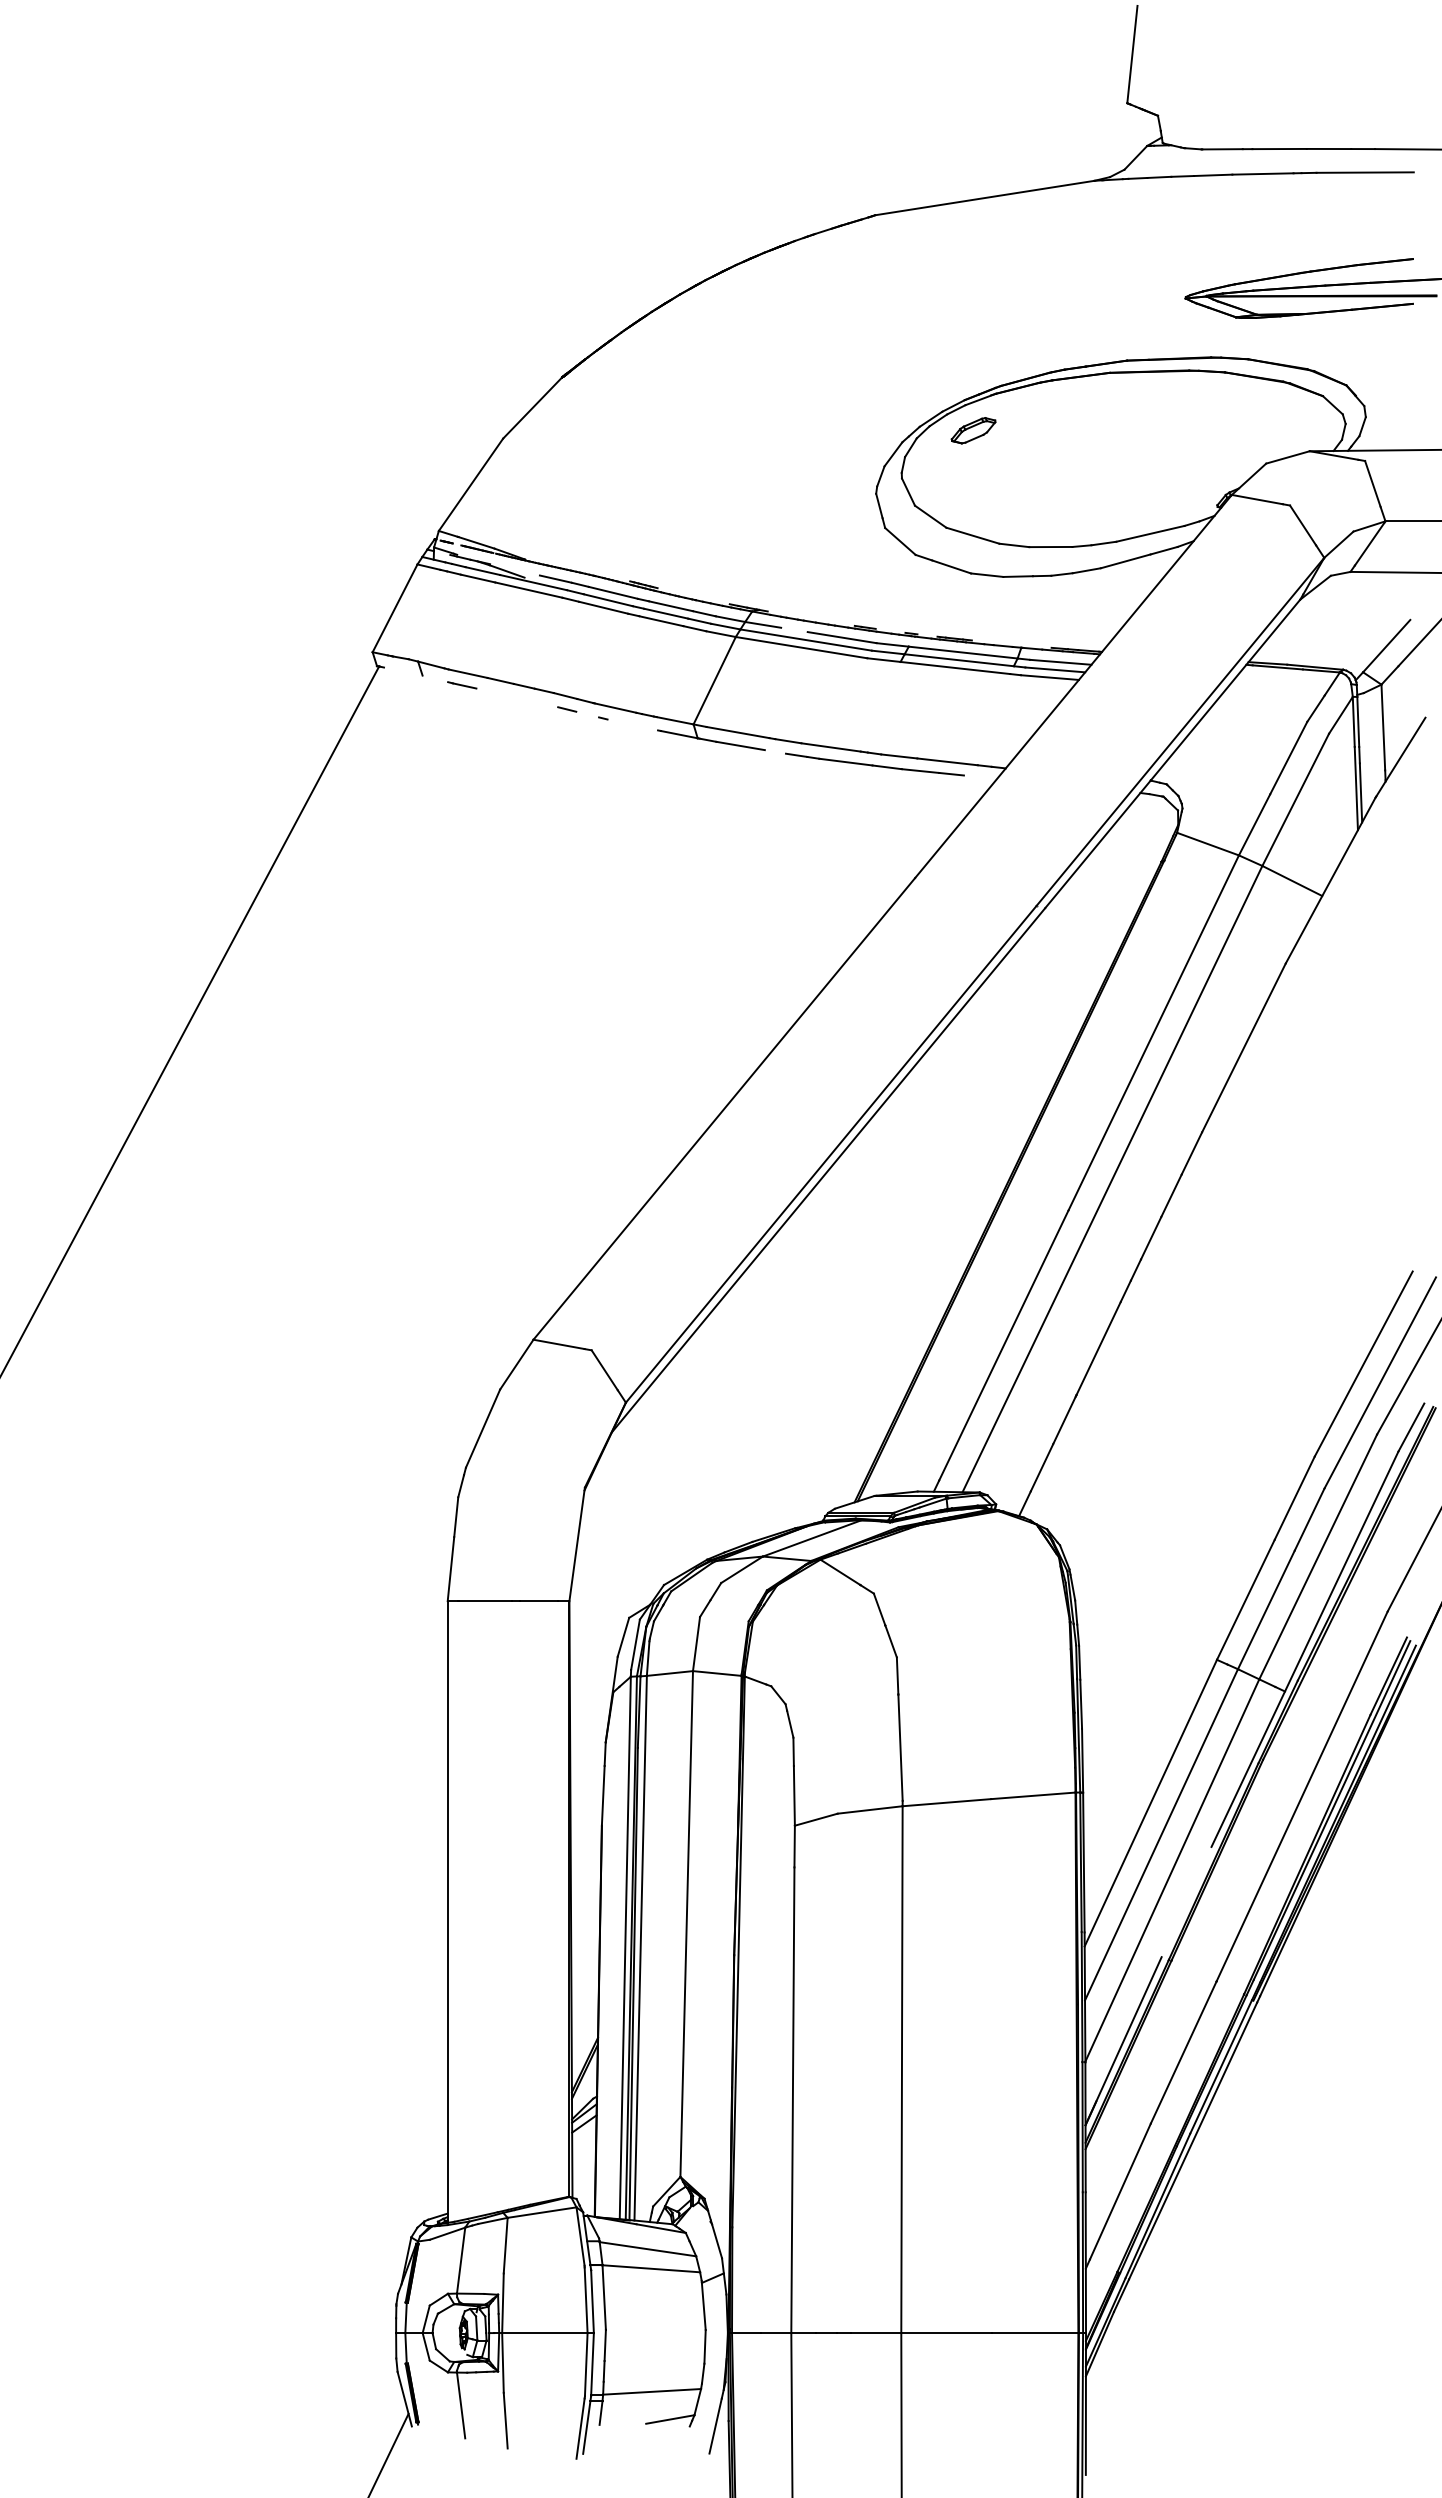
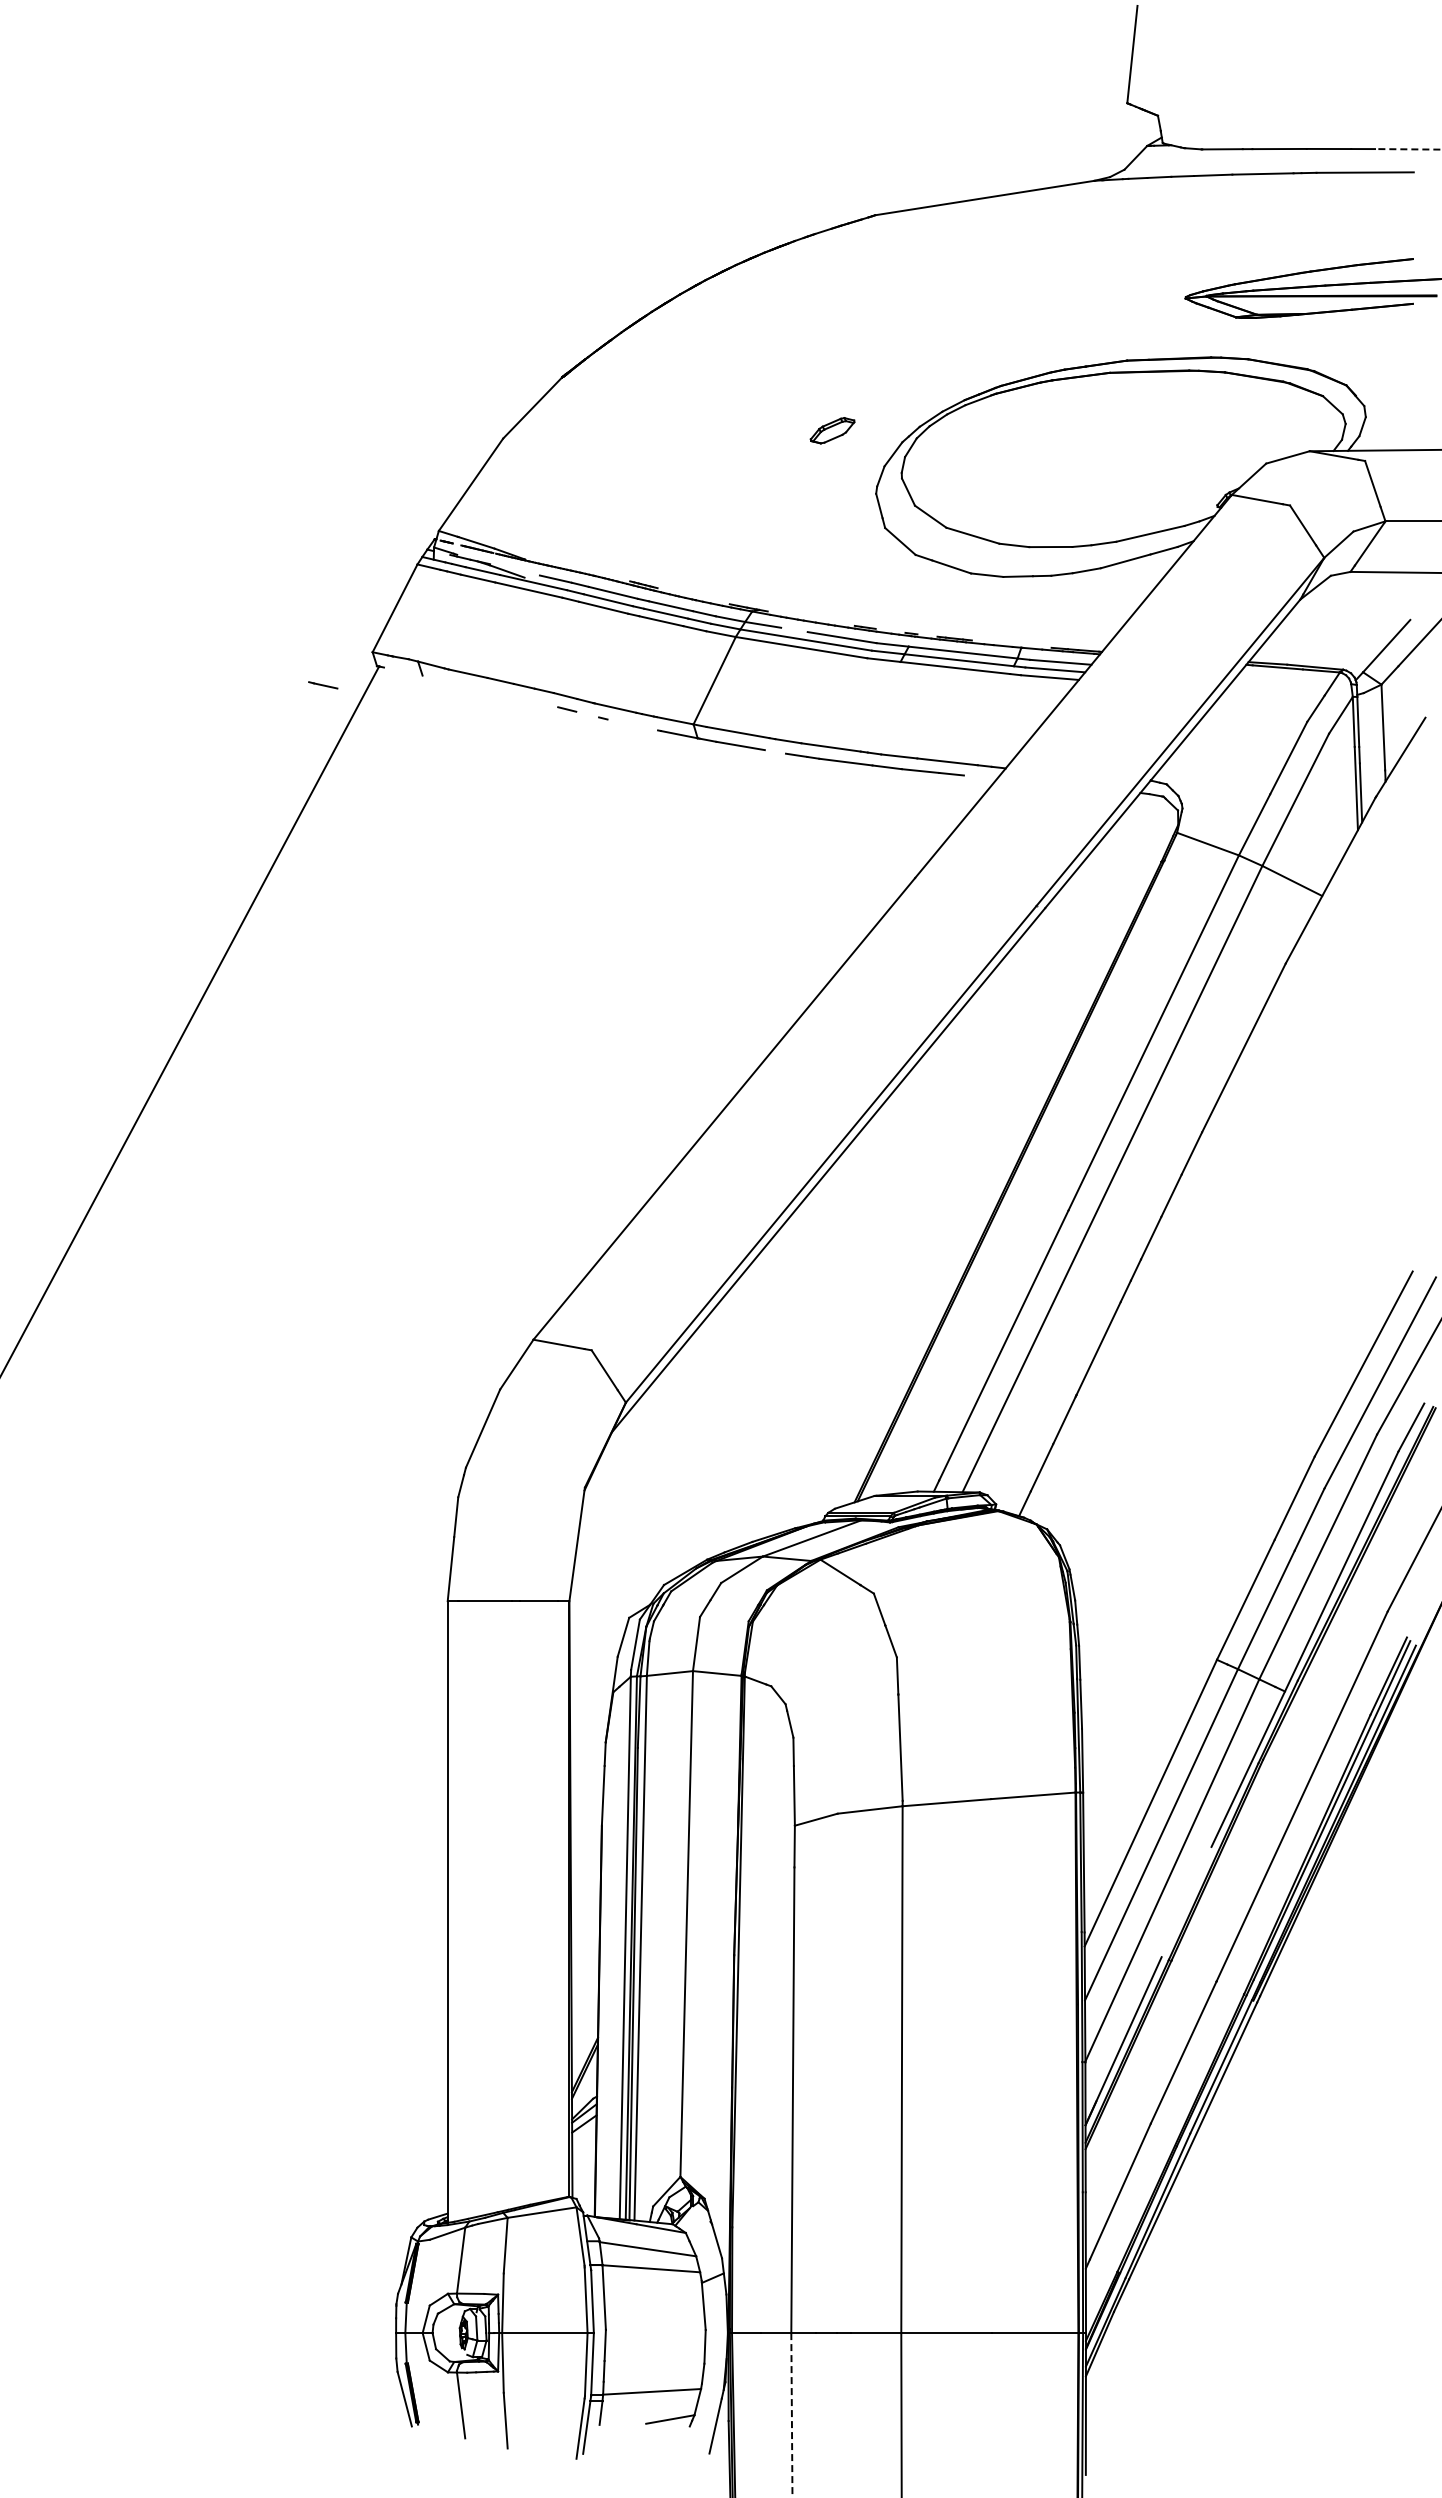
line: solid -> dashed (1407, 149)
part position: (973, 430) -> (832, 430) (832, 430)
line position: (462, 685) -> (323, 685) (323, 685)
line: solid -> dashed (791, 2416)
line: present -> none (389, 2453)
